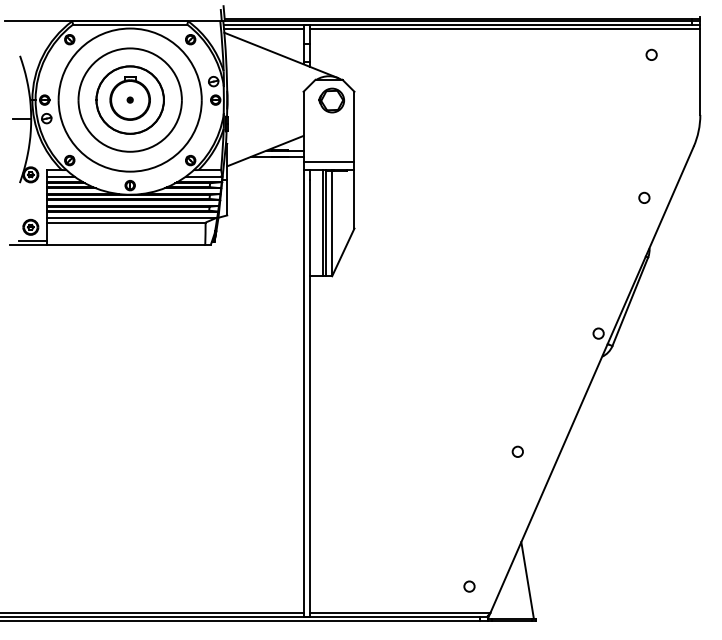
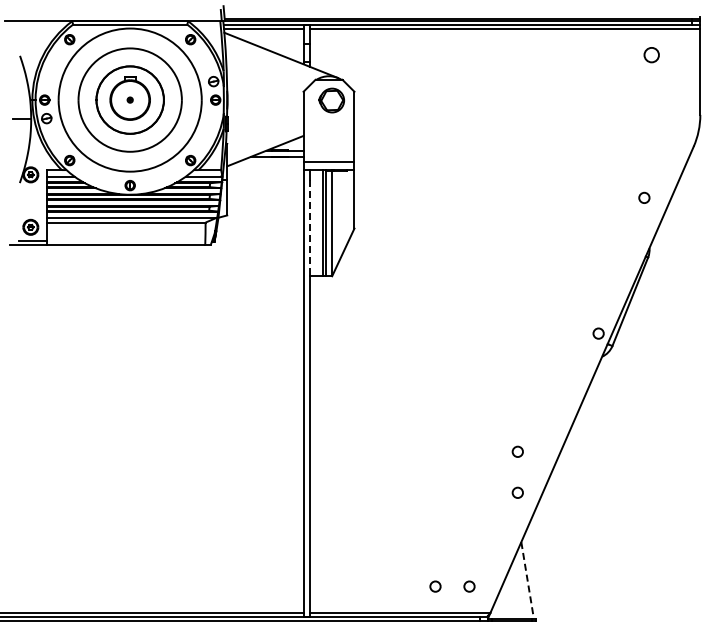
circle size: 13x13 px -> 17x17 px (651, 55)
line: solid -> dashed (309, 228)
circle: none -> present (517, 492)
line: solid -> dashed (527, 580)
circle: none -> present (435, 586)
